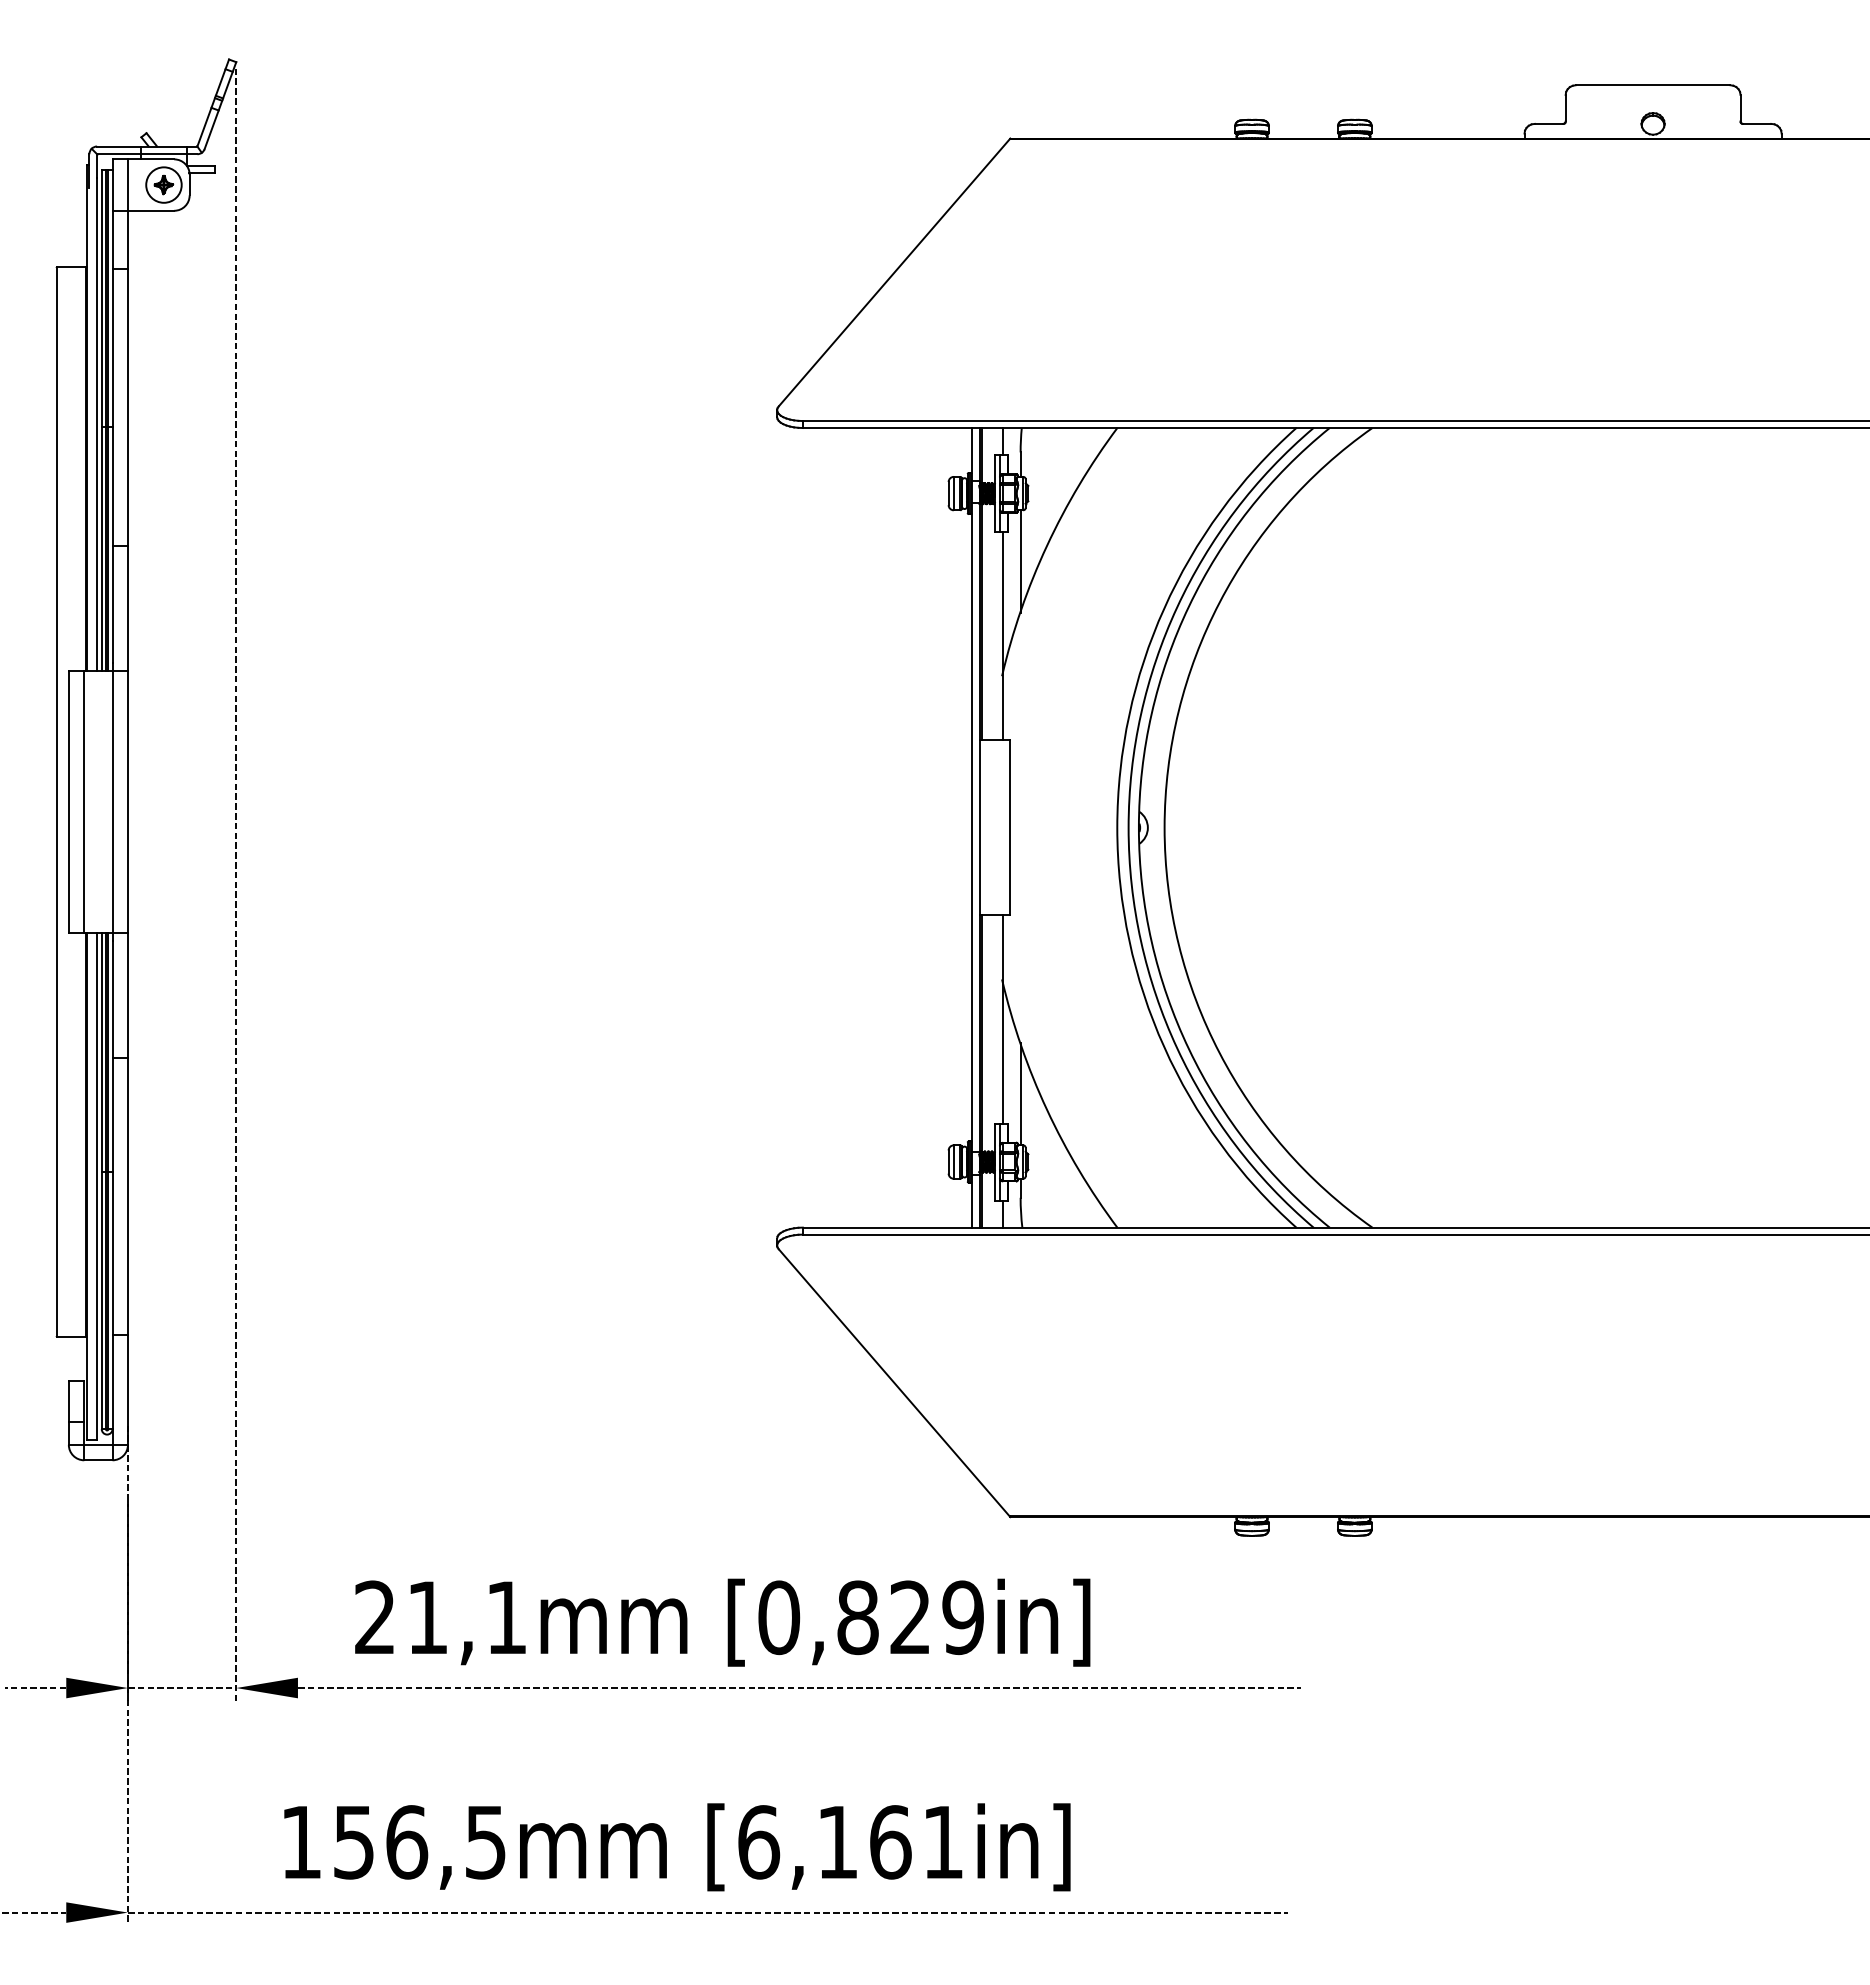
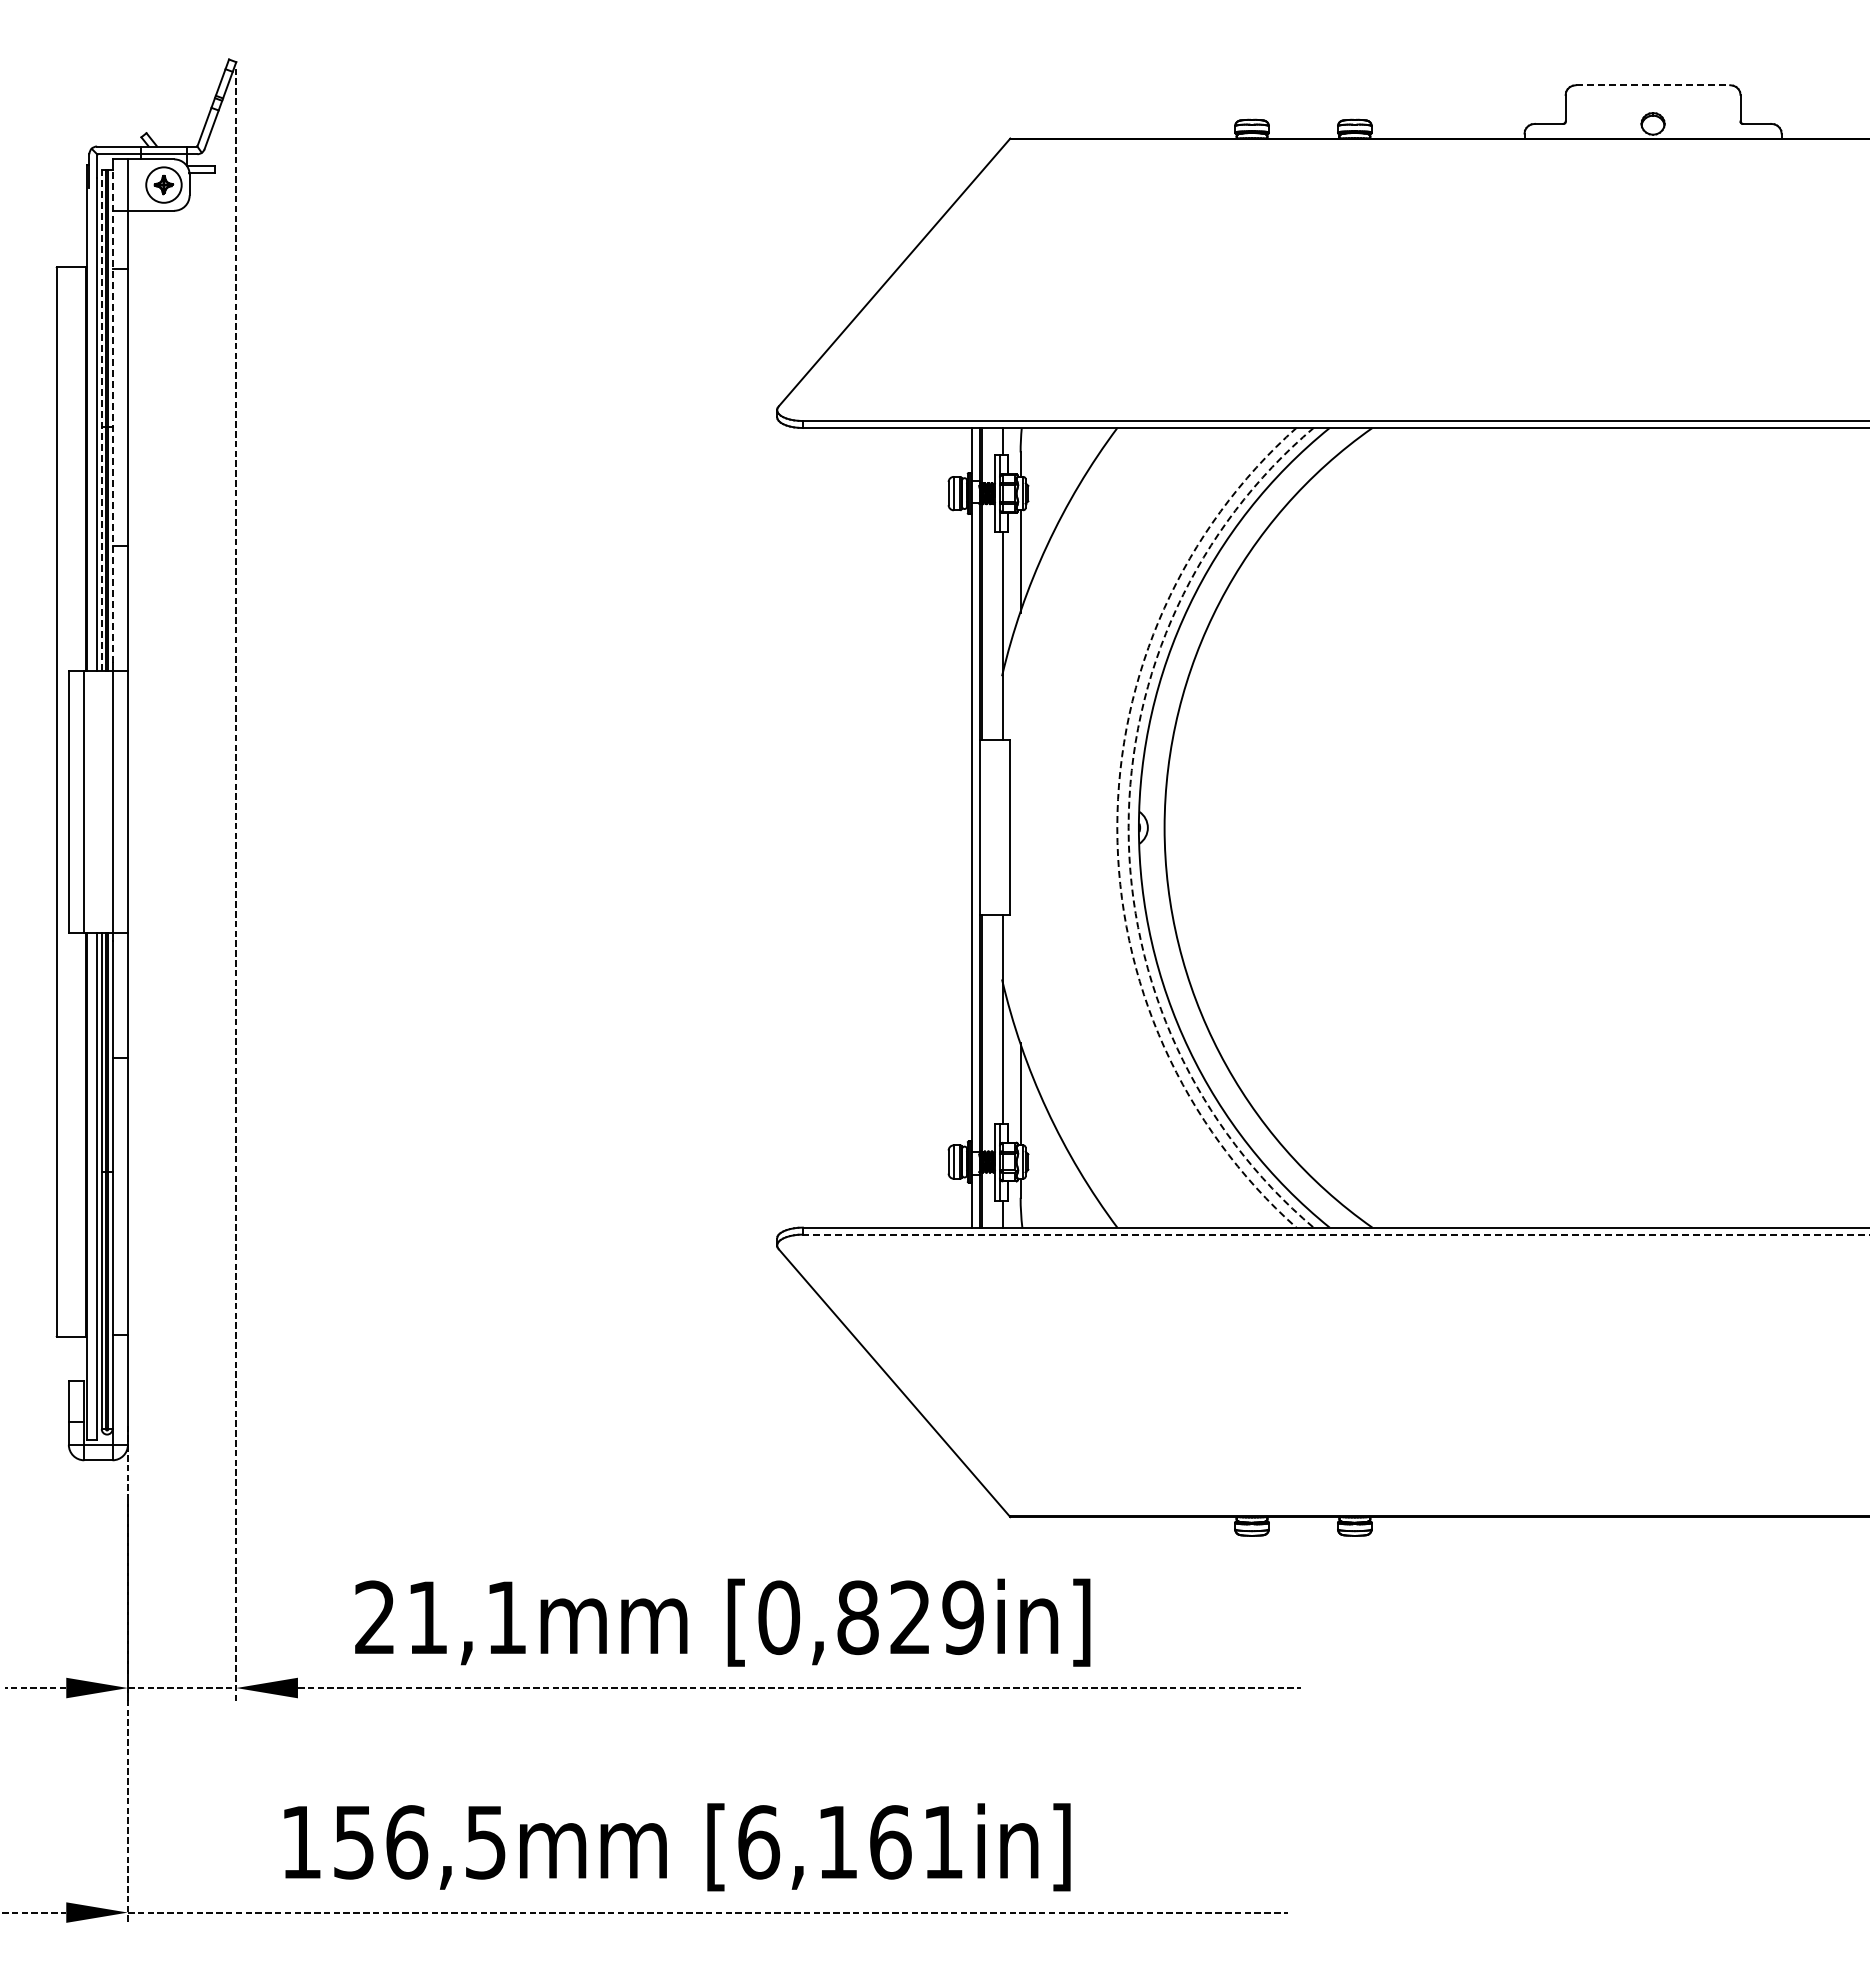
line: solid -> dashed (1653, 85)
line: solid -> dashed (112, 416)
line: solid -> dashed (101, 420)
arc: solid -> dashed (1117, 827)
arc: solid -> dashed (1128, 827)
line: solid -> dashed (1335, 1234)
